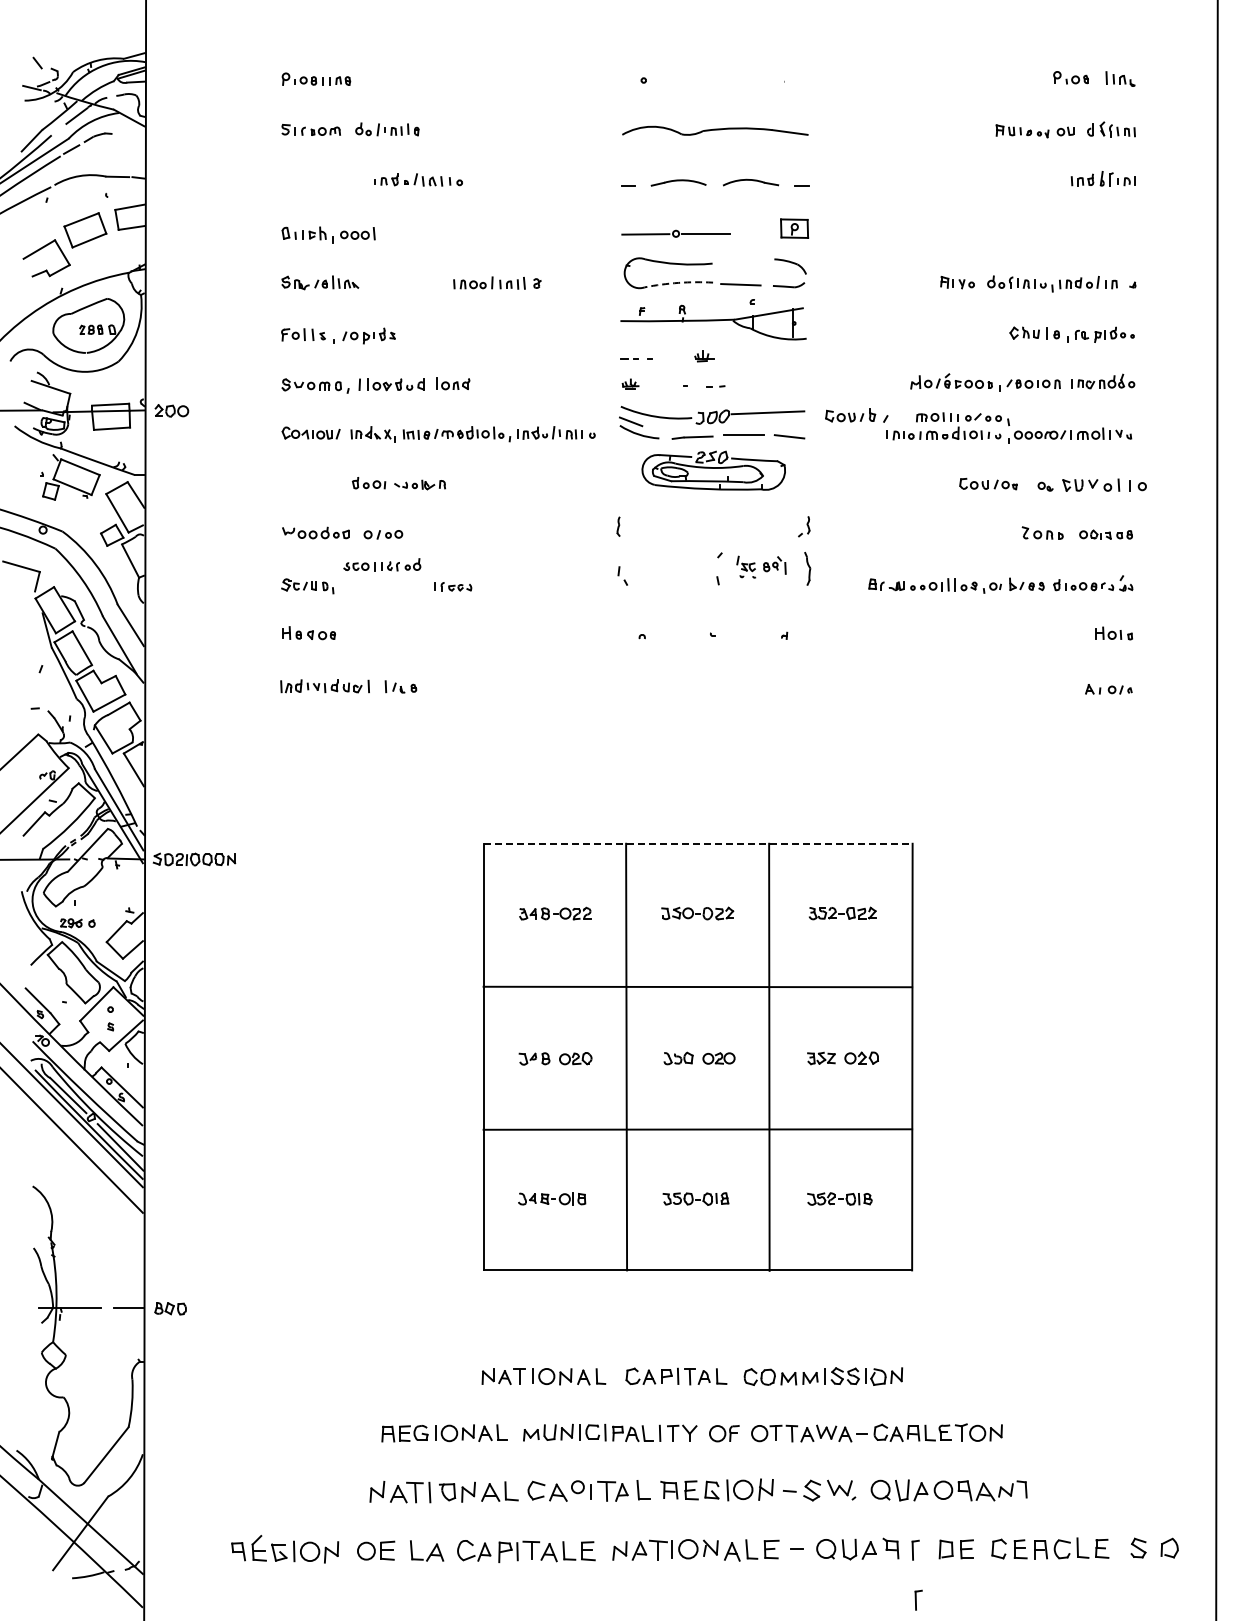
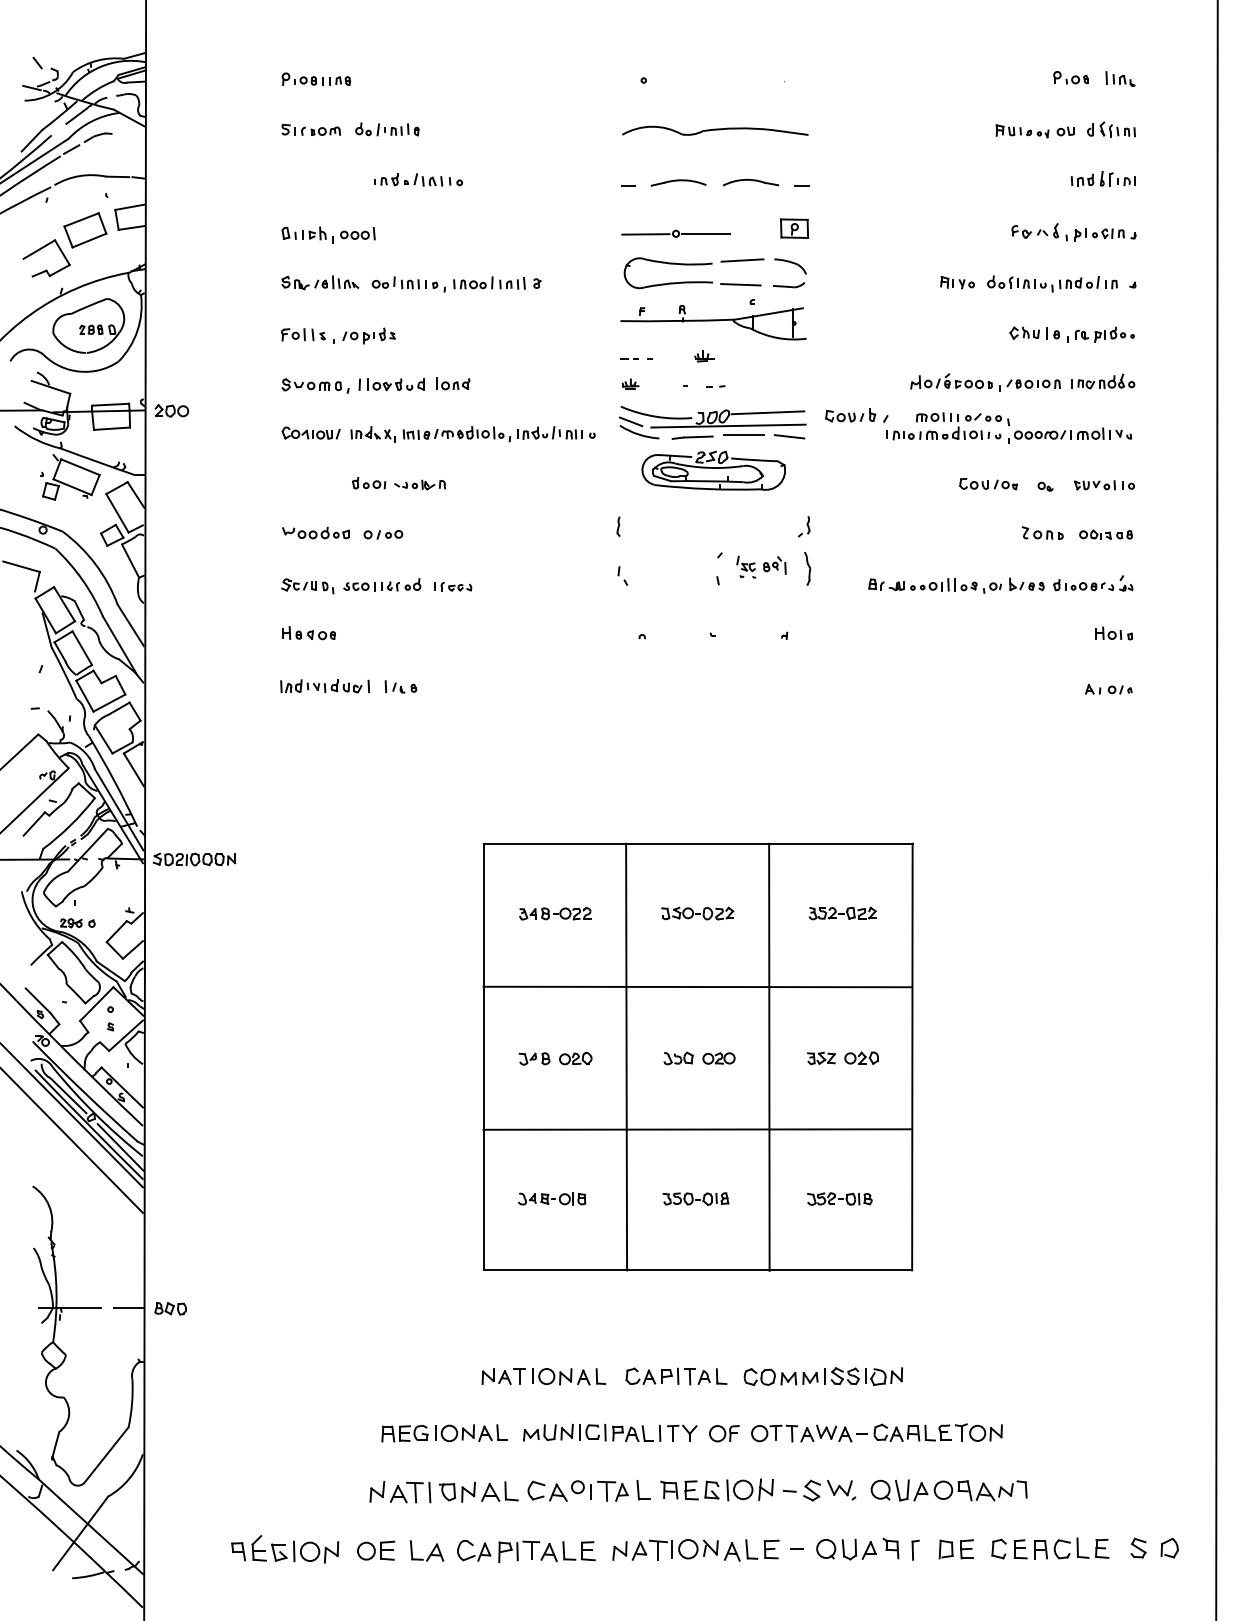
part: none -> present (1073, 232)
line: none -> present (742, 260)
arc: dashed -> solid (678, 282)
part: none -> present (408, 284)
line: none -> present (728, 425)
part size: 85x14 px -> 61x11 px (1104, 485)
part position: (382, 564) -> (382, 584) (382, 584)
line: dashed -> solid (698, 843)
part: present -> none (918, 1599)
